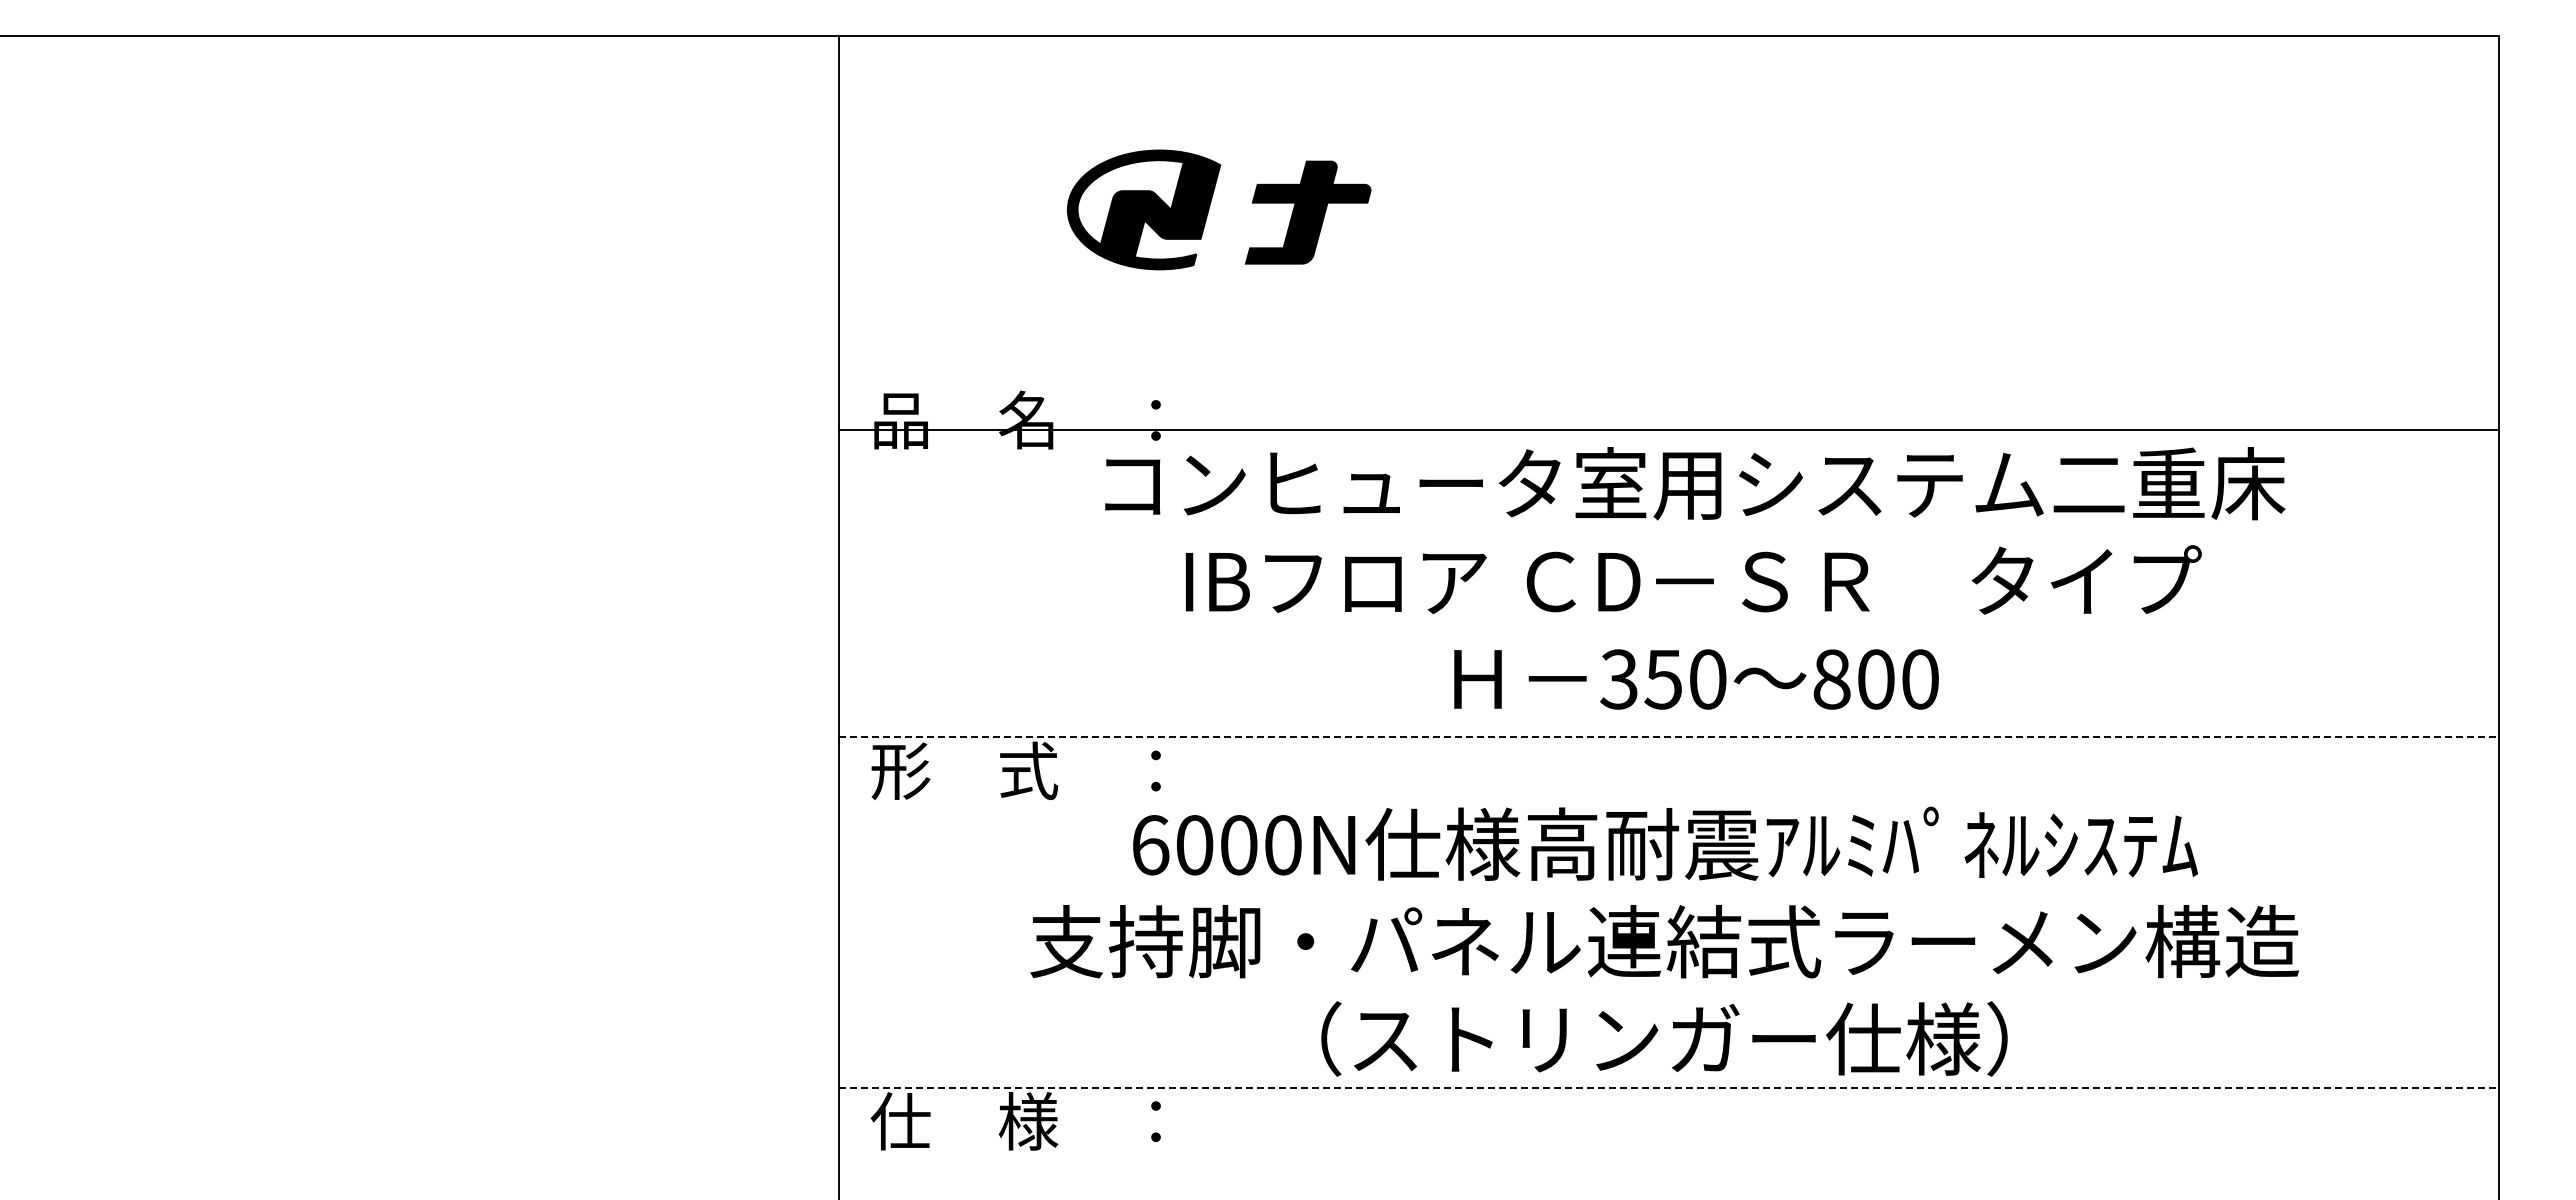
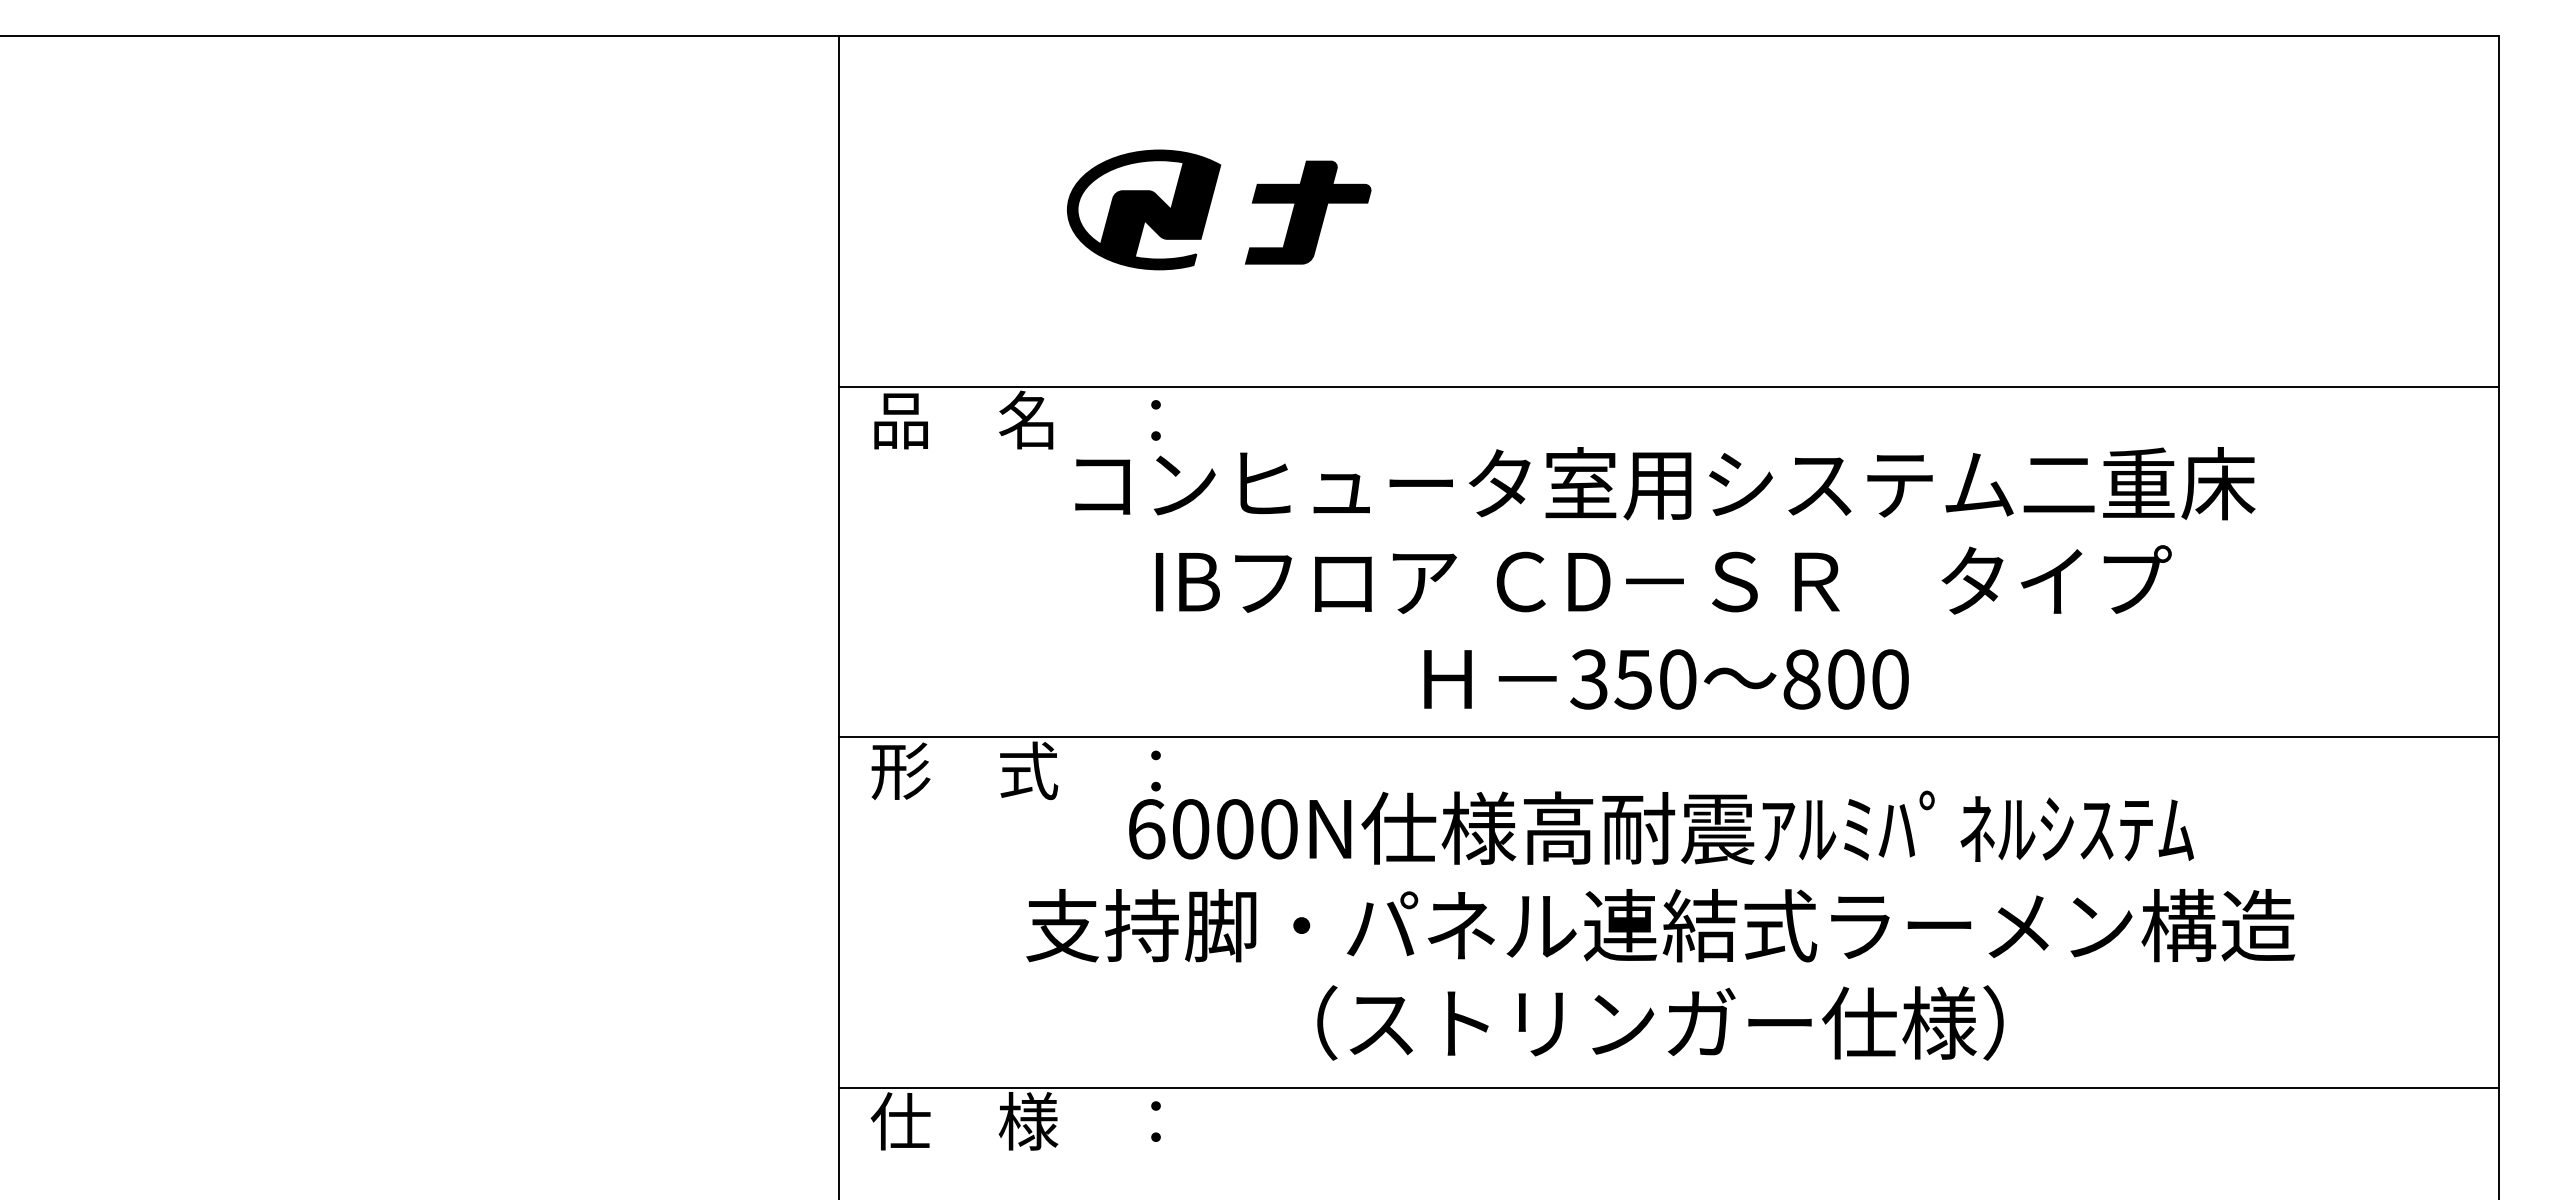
line position: (1668, 429) -> (1668, 386) (1668, 386)
text position: (1695, 578) -> (1665, 578) (1665, 578)
line: dashed -> solid (1668, 737)
text position: (1664, 941) -> (1660, 925) (1660, 925)
line: dashed -> solid (1668, 1087)
